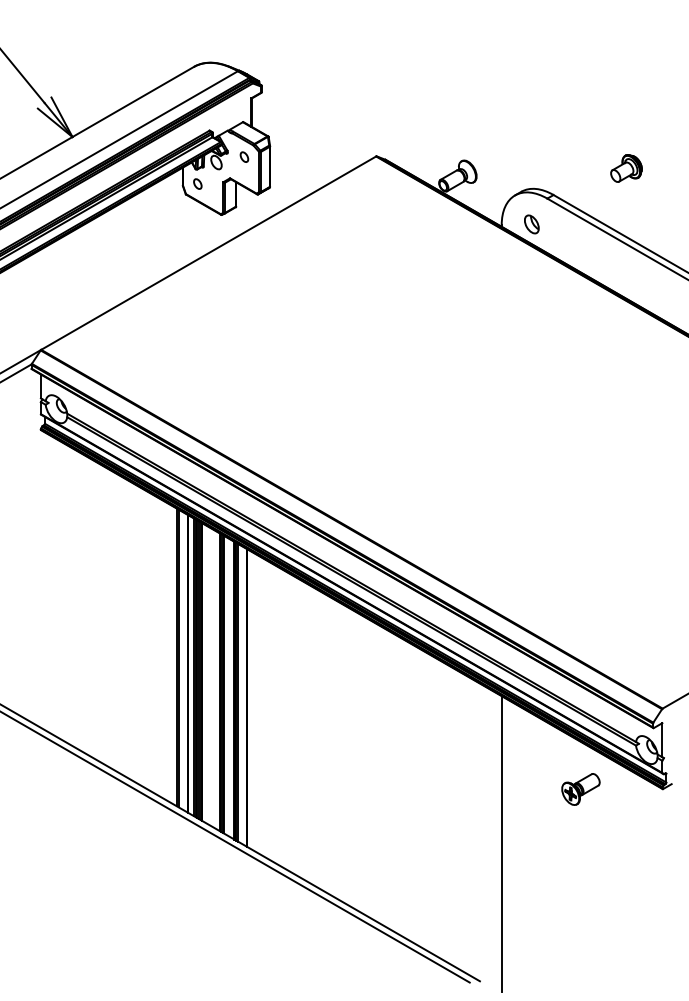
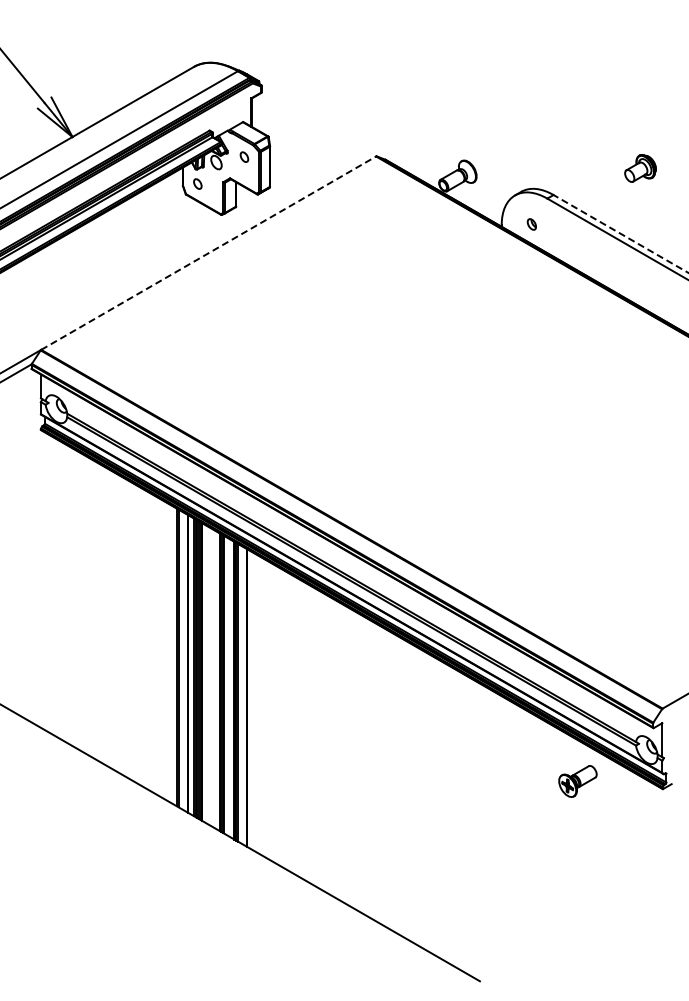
part position: (626, 168) -> (640, 168) (640, 168)
part size: 16x21 px -> 11x13 px (531, 224)
line: solid -> dashed (621, 234)
line: solid -> dashed (209, 252)
part position: (580, 789) -> (577, 781) (577, 781)
line: present -> none (501, 844)
line: present -> none (235, 847)
